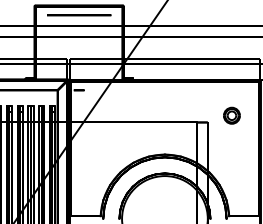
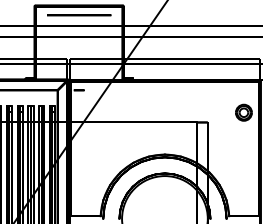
part position: (231, 115) -> (243, 112) (243, 112)
